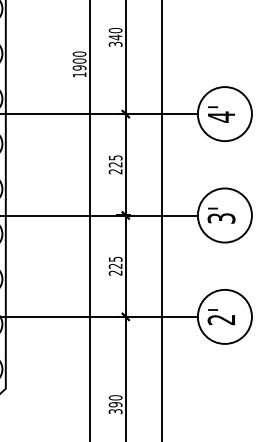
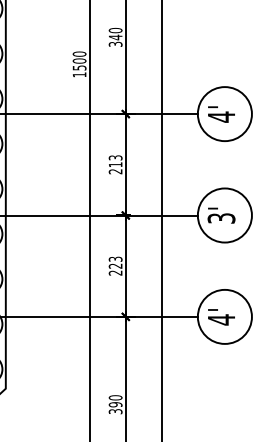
text: 1900 -> 1500 (79, 67)
text: 225 -> 213 (115, 161)
text: 225 -> 223 (114, 258)
text: 2' -> 4' (220, 319)
